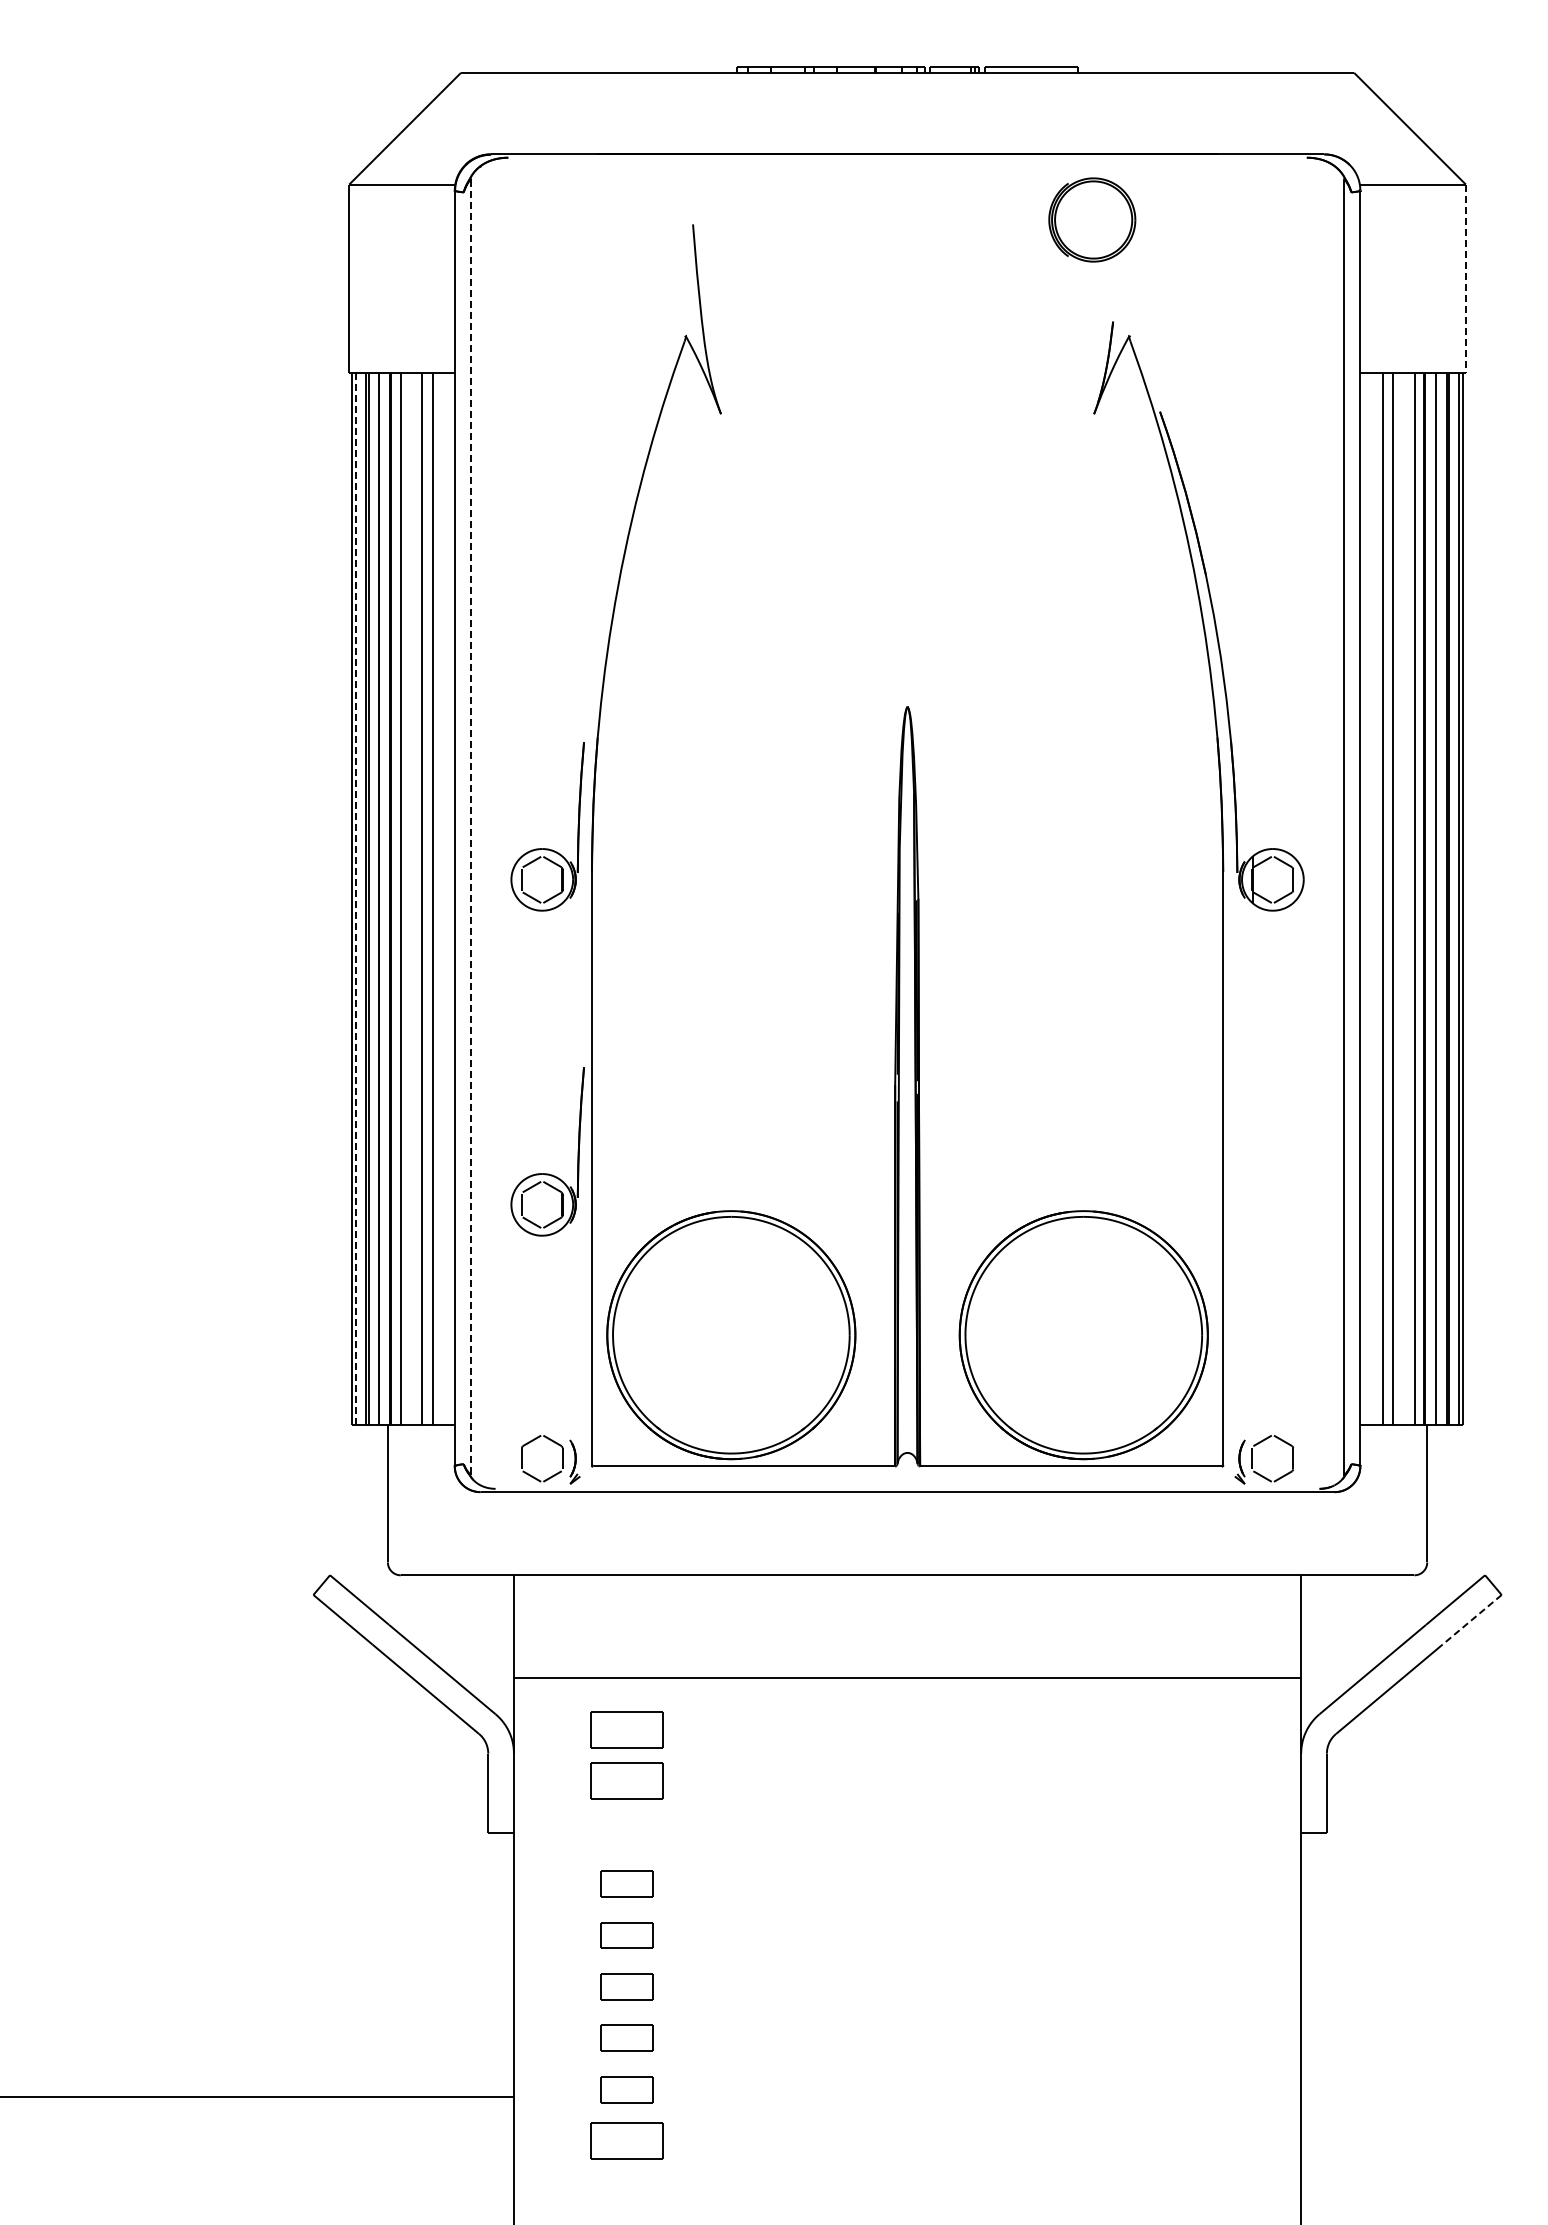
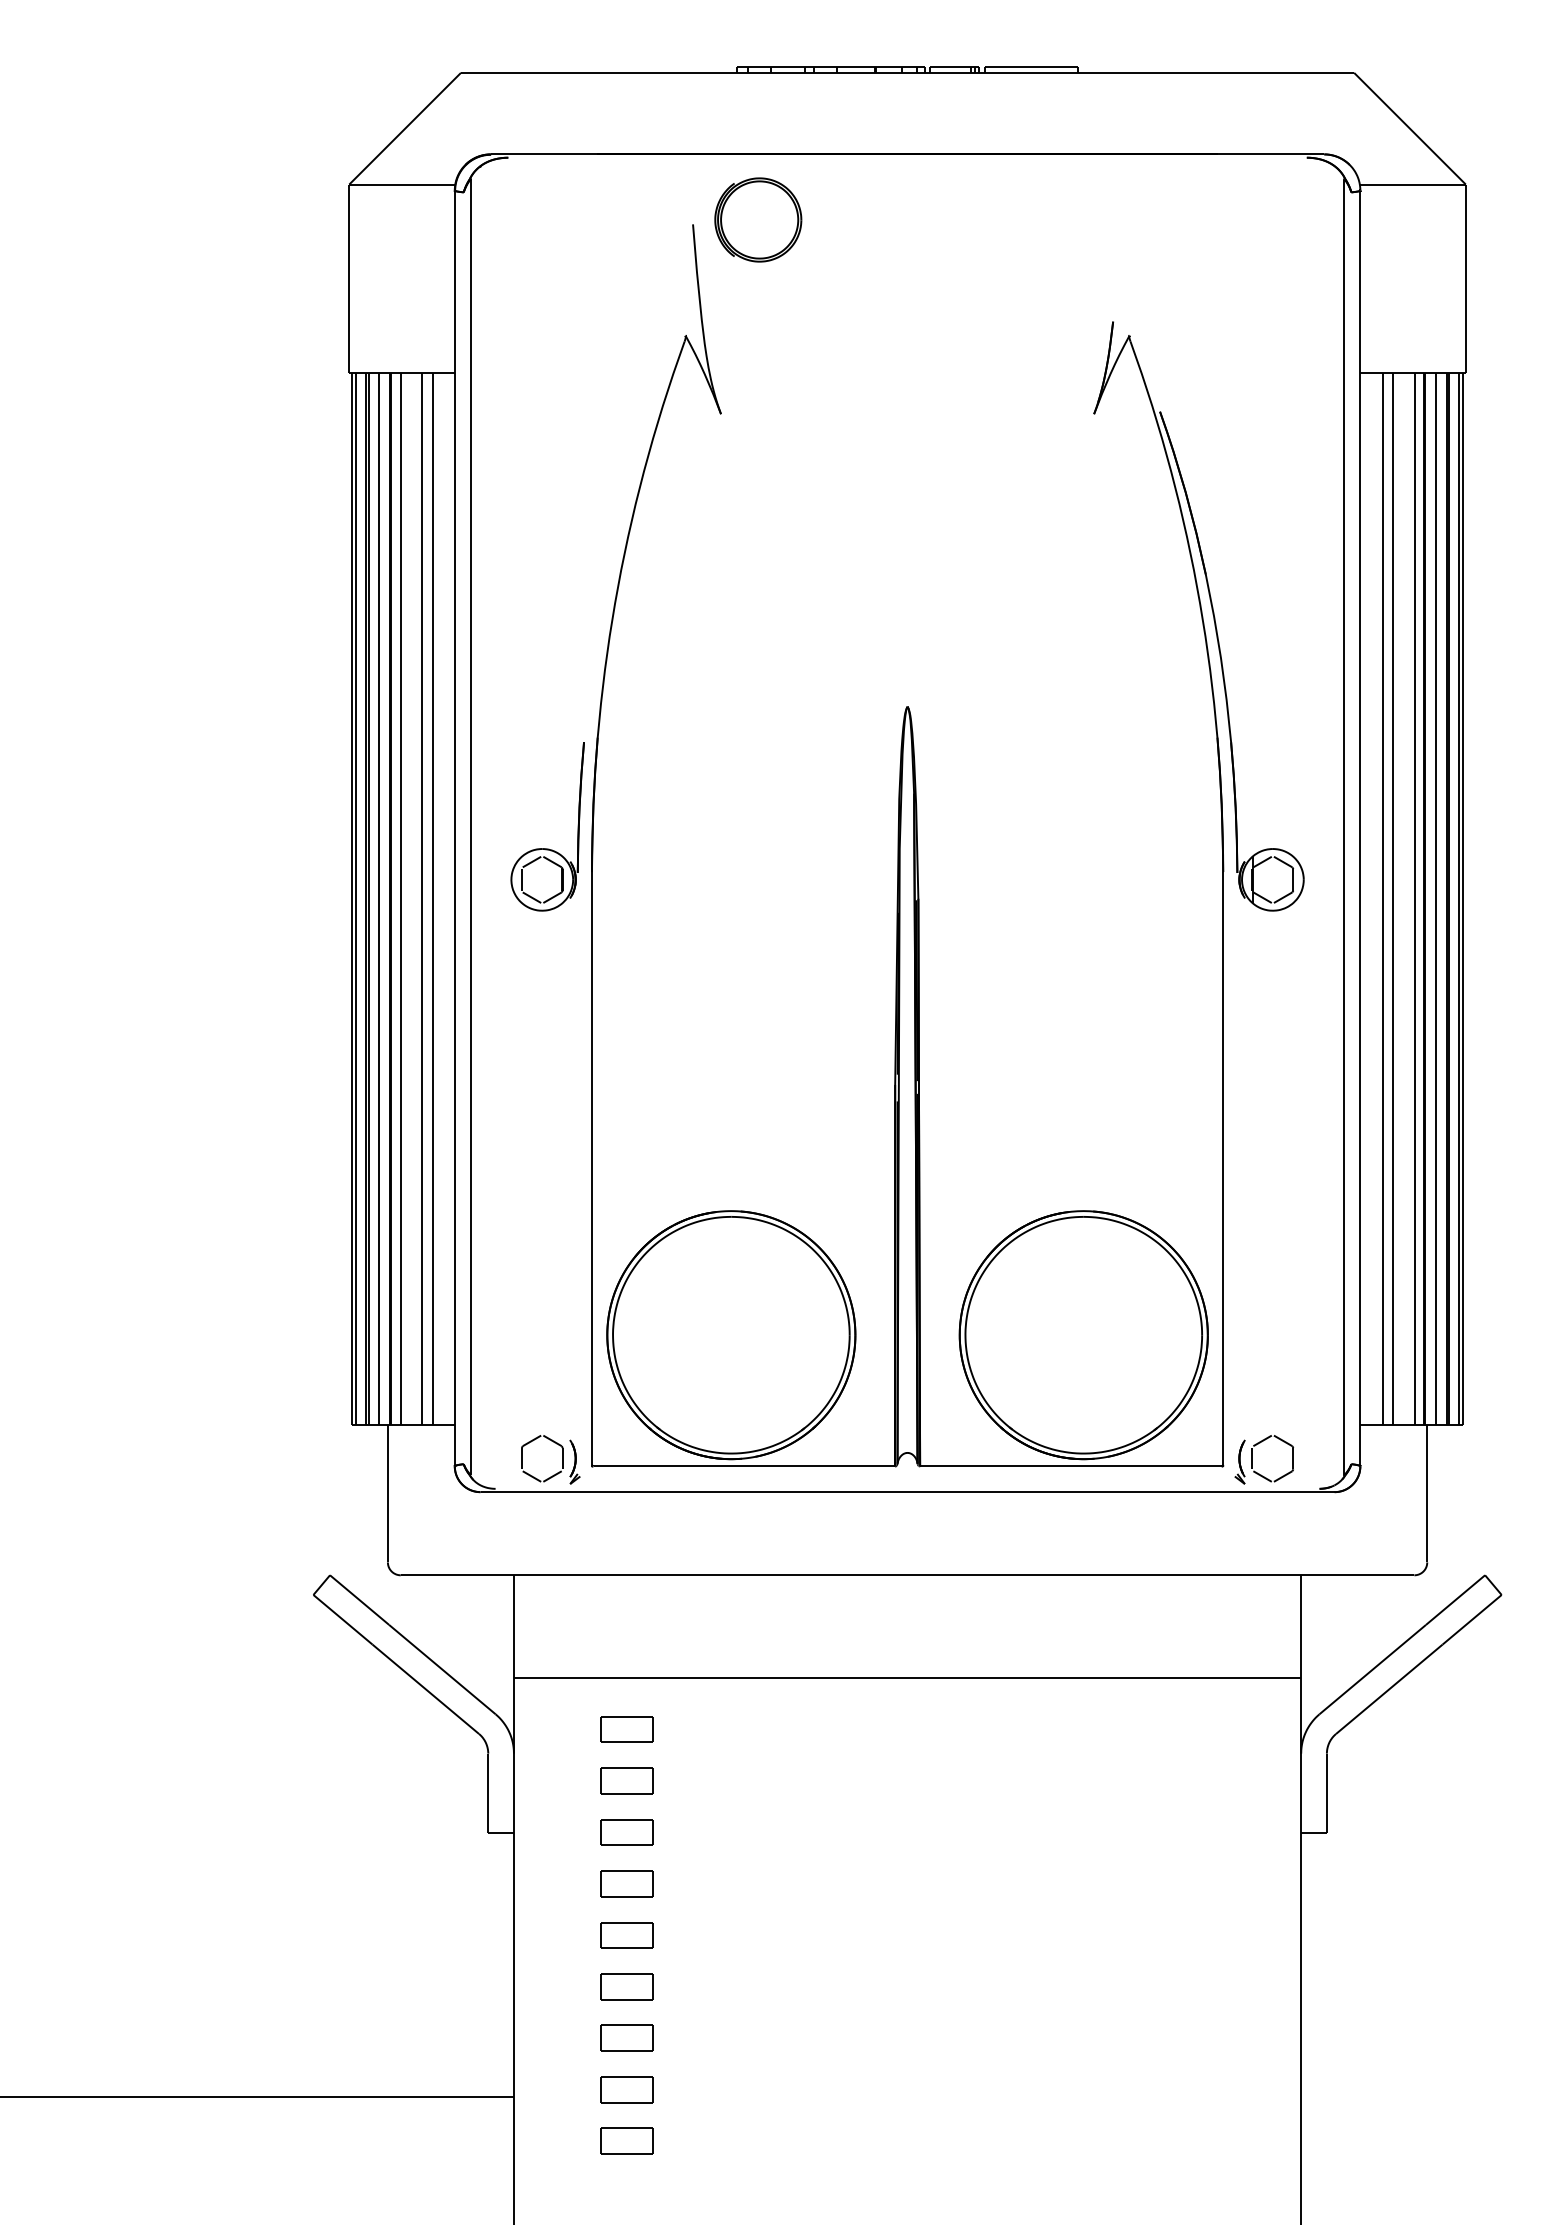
part position: (1092, 219) -> (758, 219) (758, 219)
line: dashed -> solid (1465, 279)
line: dashed -> solid (470, 827)
line: dashed -> solid (356, 899)
part: present -> none (547, 1173)
line: dashed -> solid (1472, 1619)
part size: 74x38 px -> 54x27 px (626, 1729)
part size: 74x38 px -> 54x28 px (626, 1780)
part: none -> present (626, 1832)
part size: 74x38 px -> 54x28 px (626, 2140)
